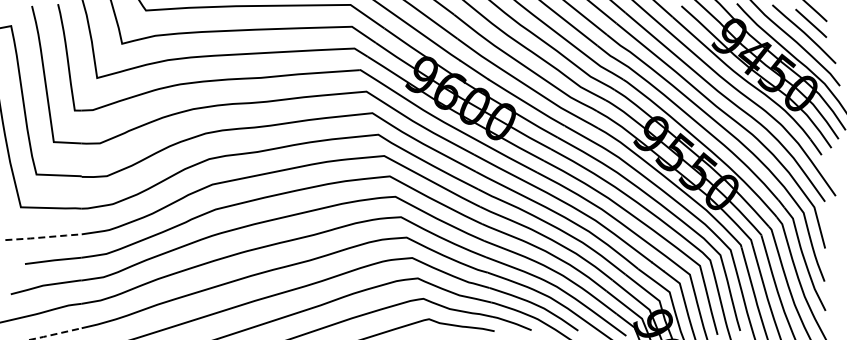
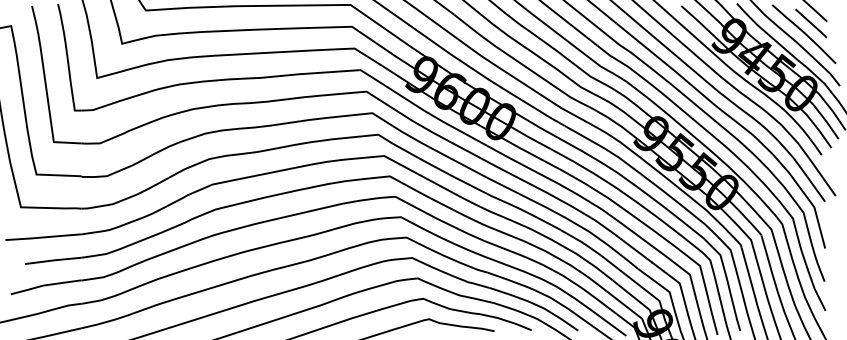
line: dashed -> solid (43, 237)
line: dashed -> solid (55, 334)
